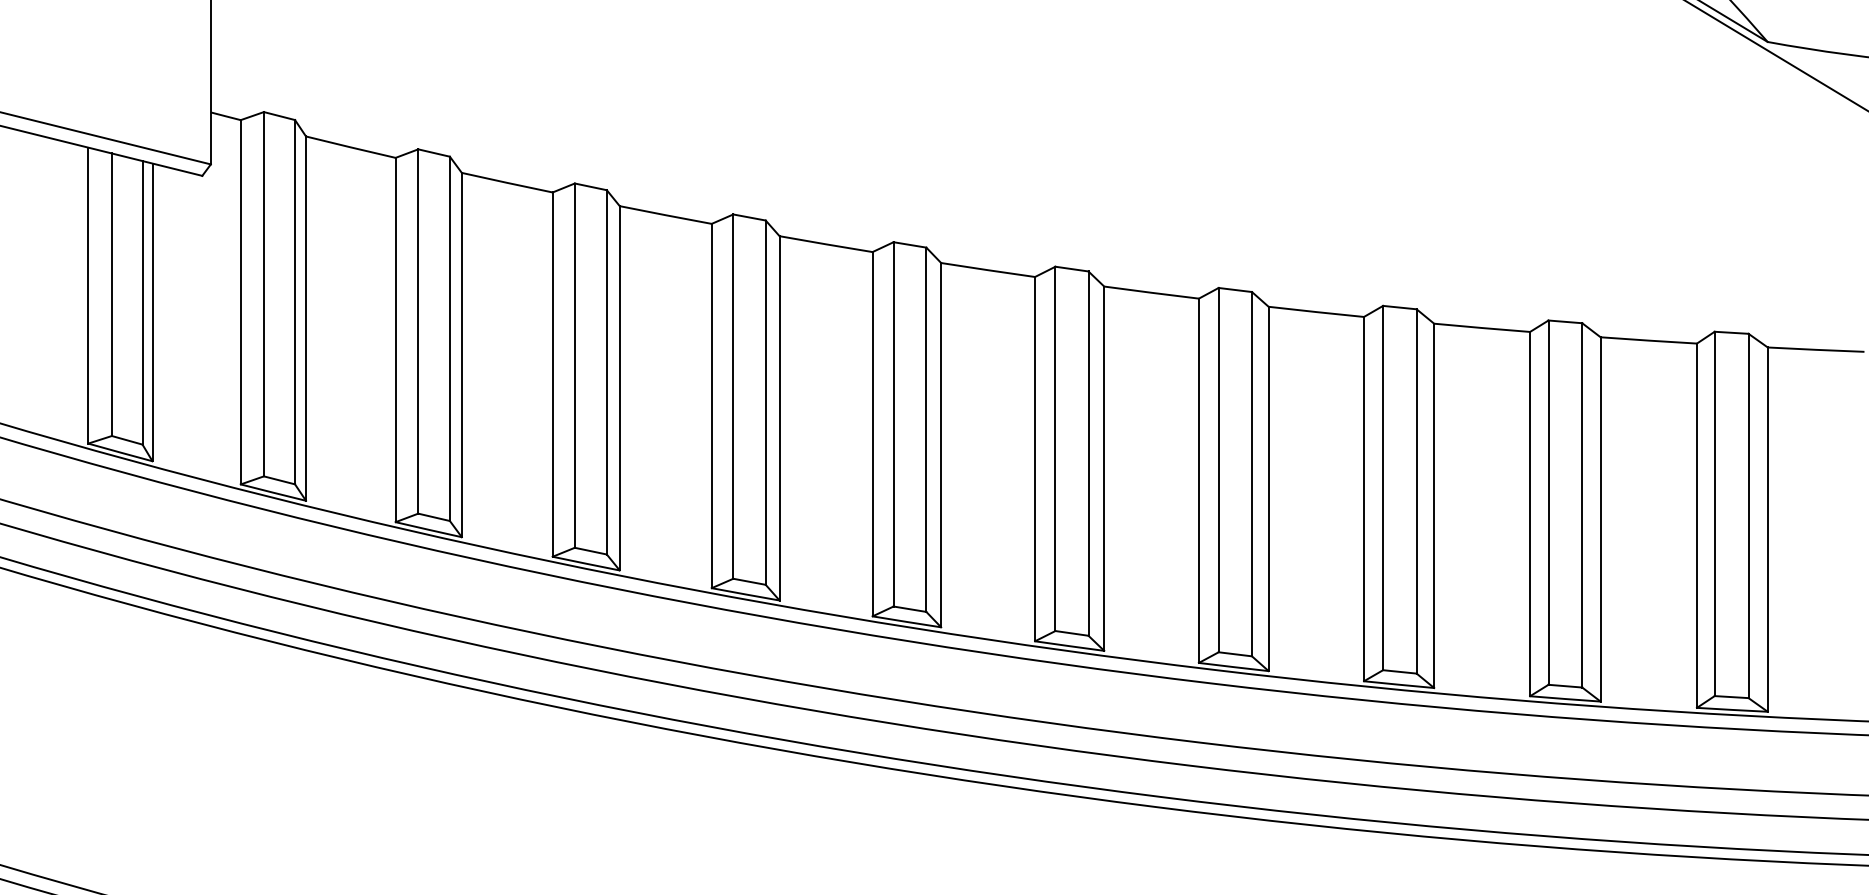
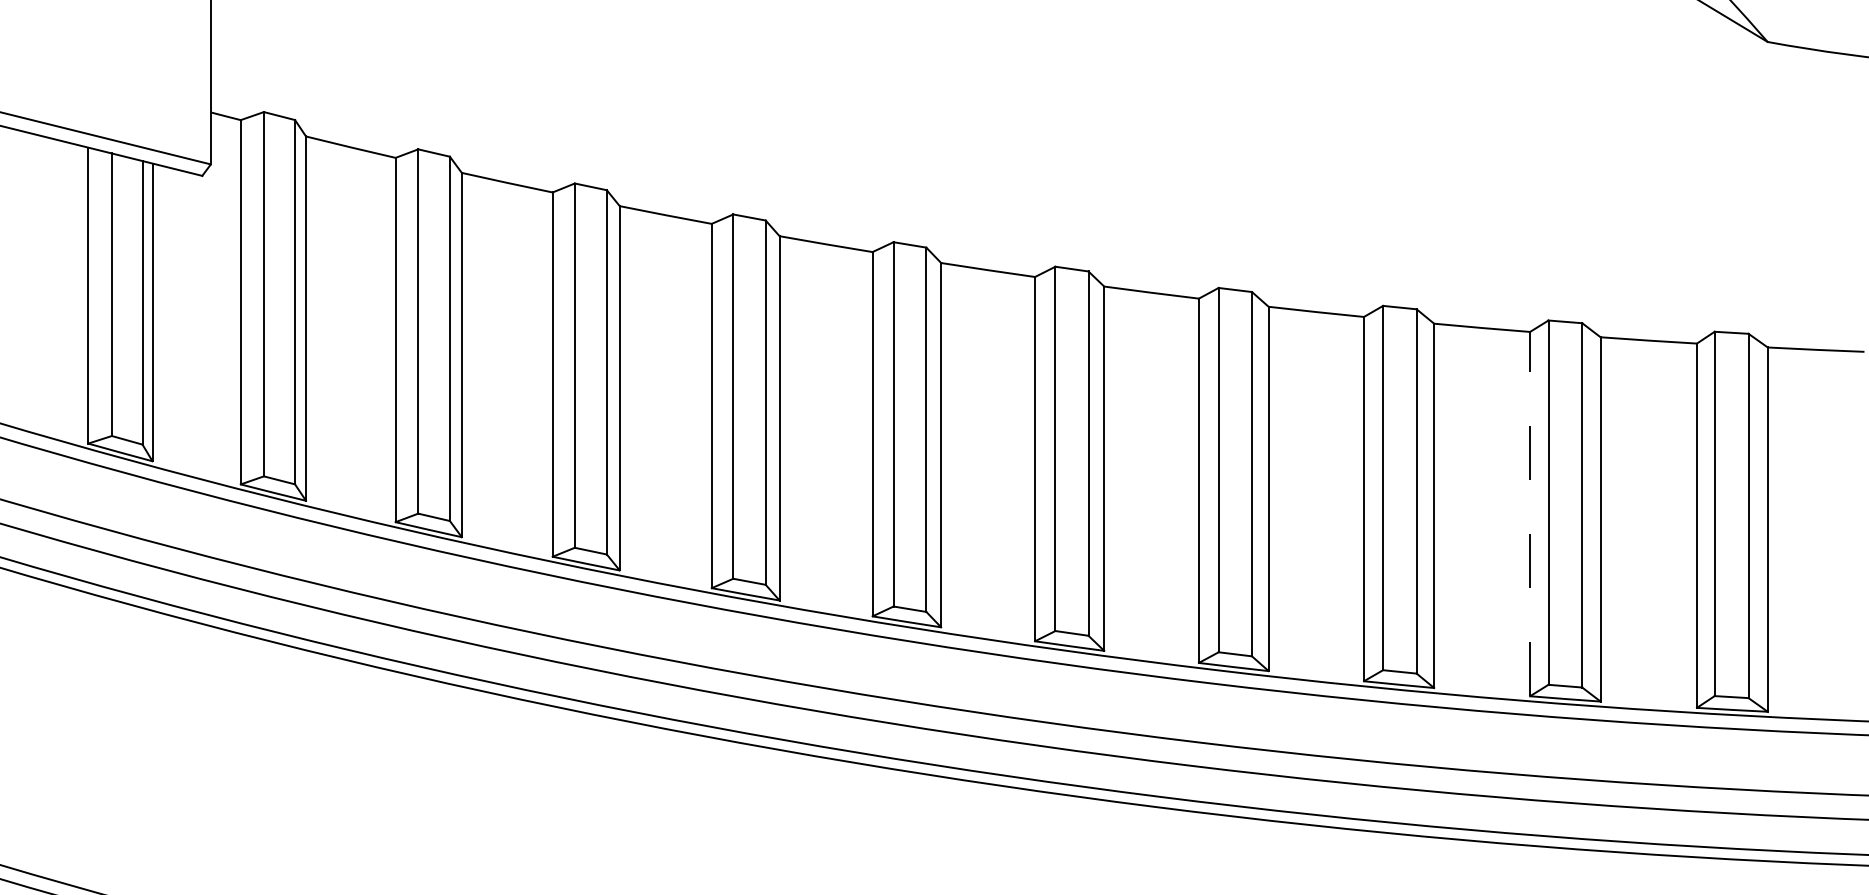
line: present -> none (1776, 55)
line: solid -> dashed (1530, 513)
